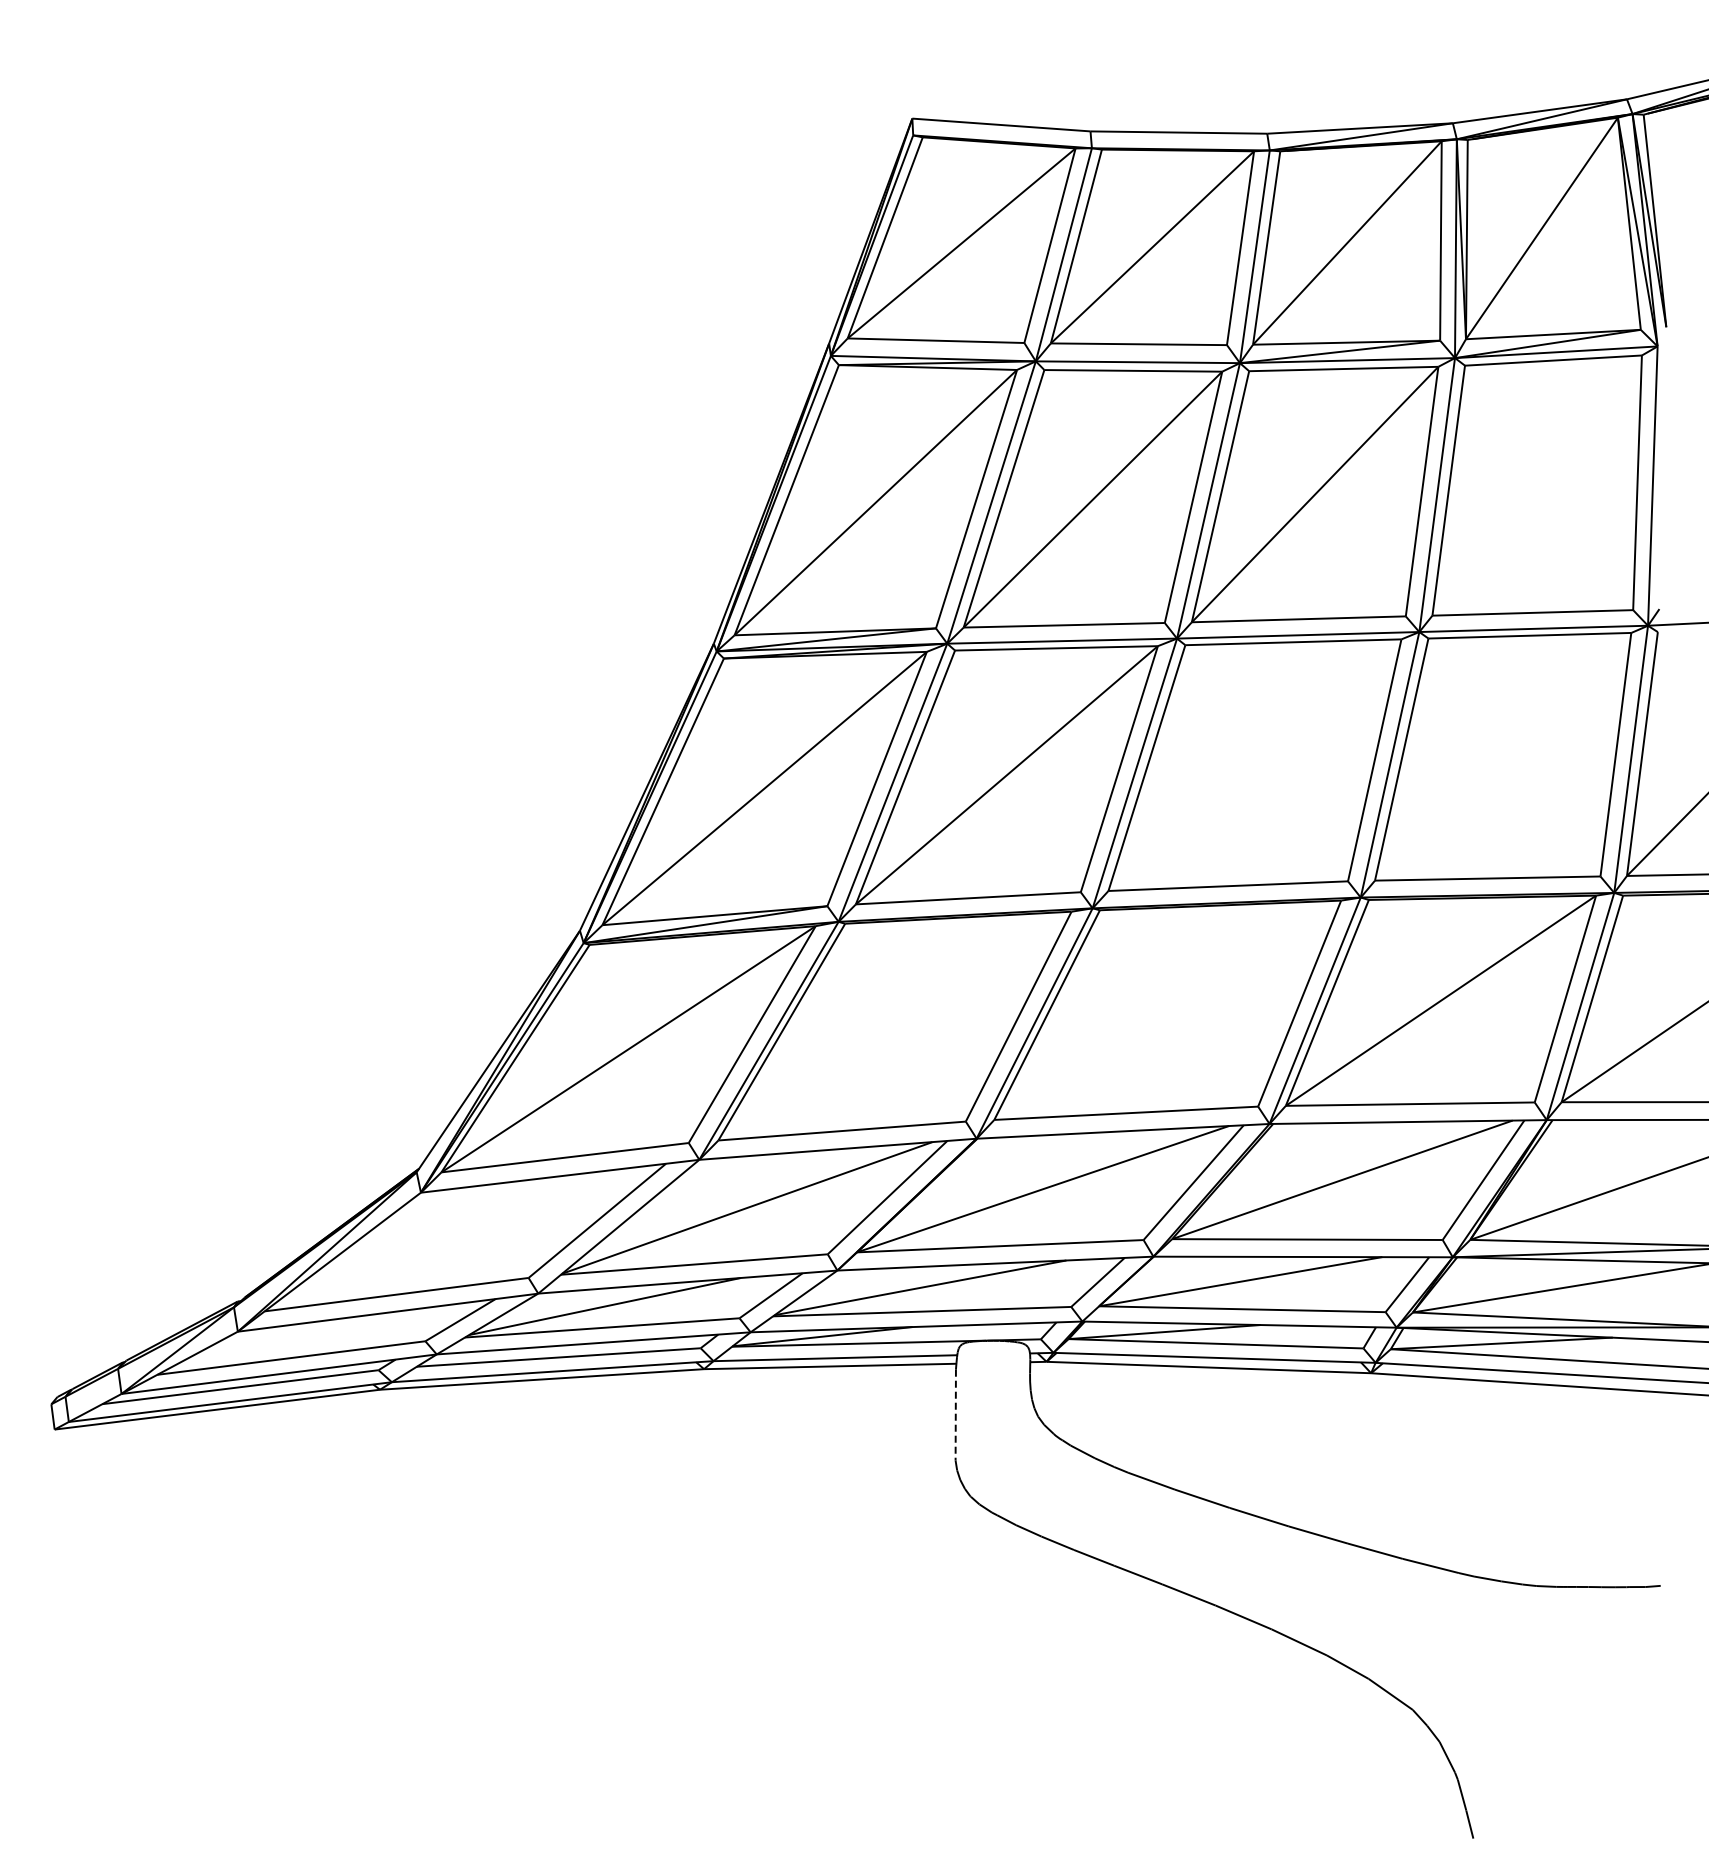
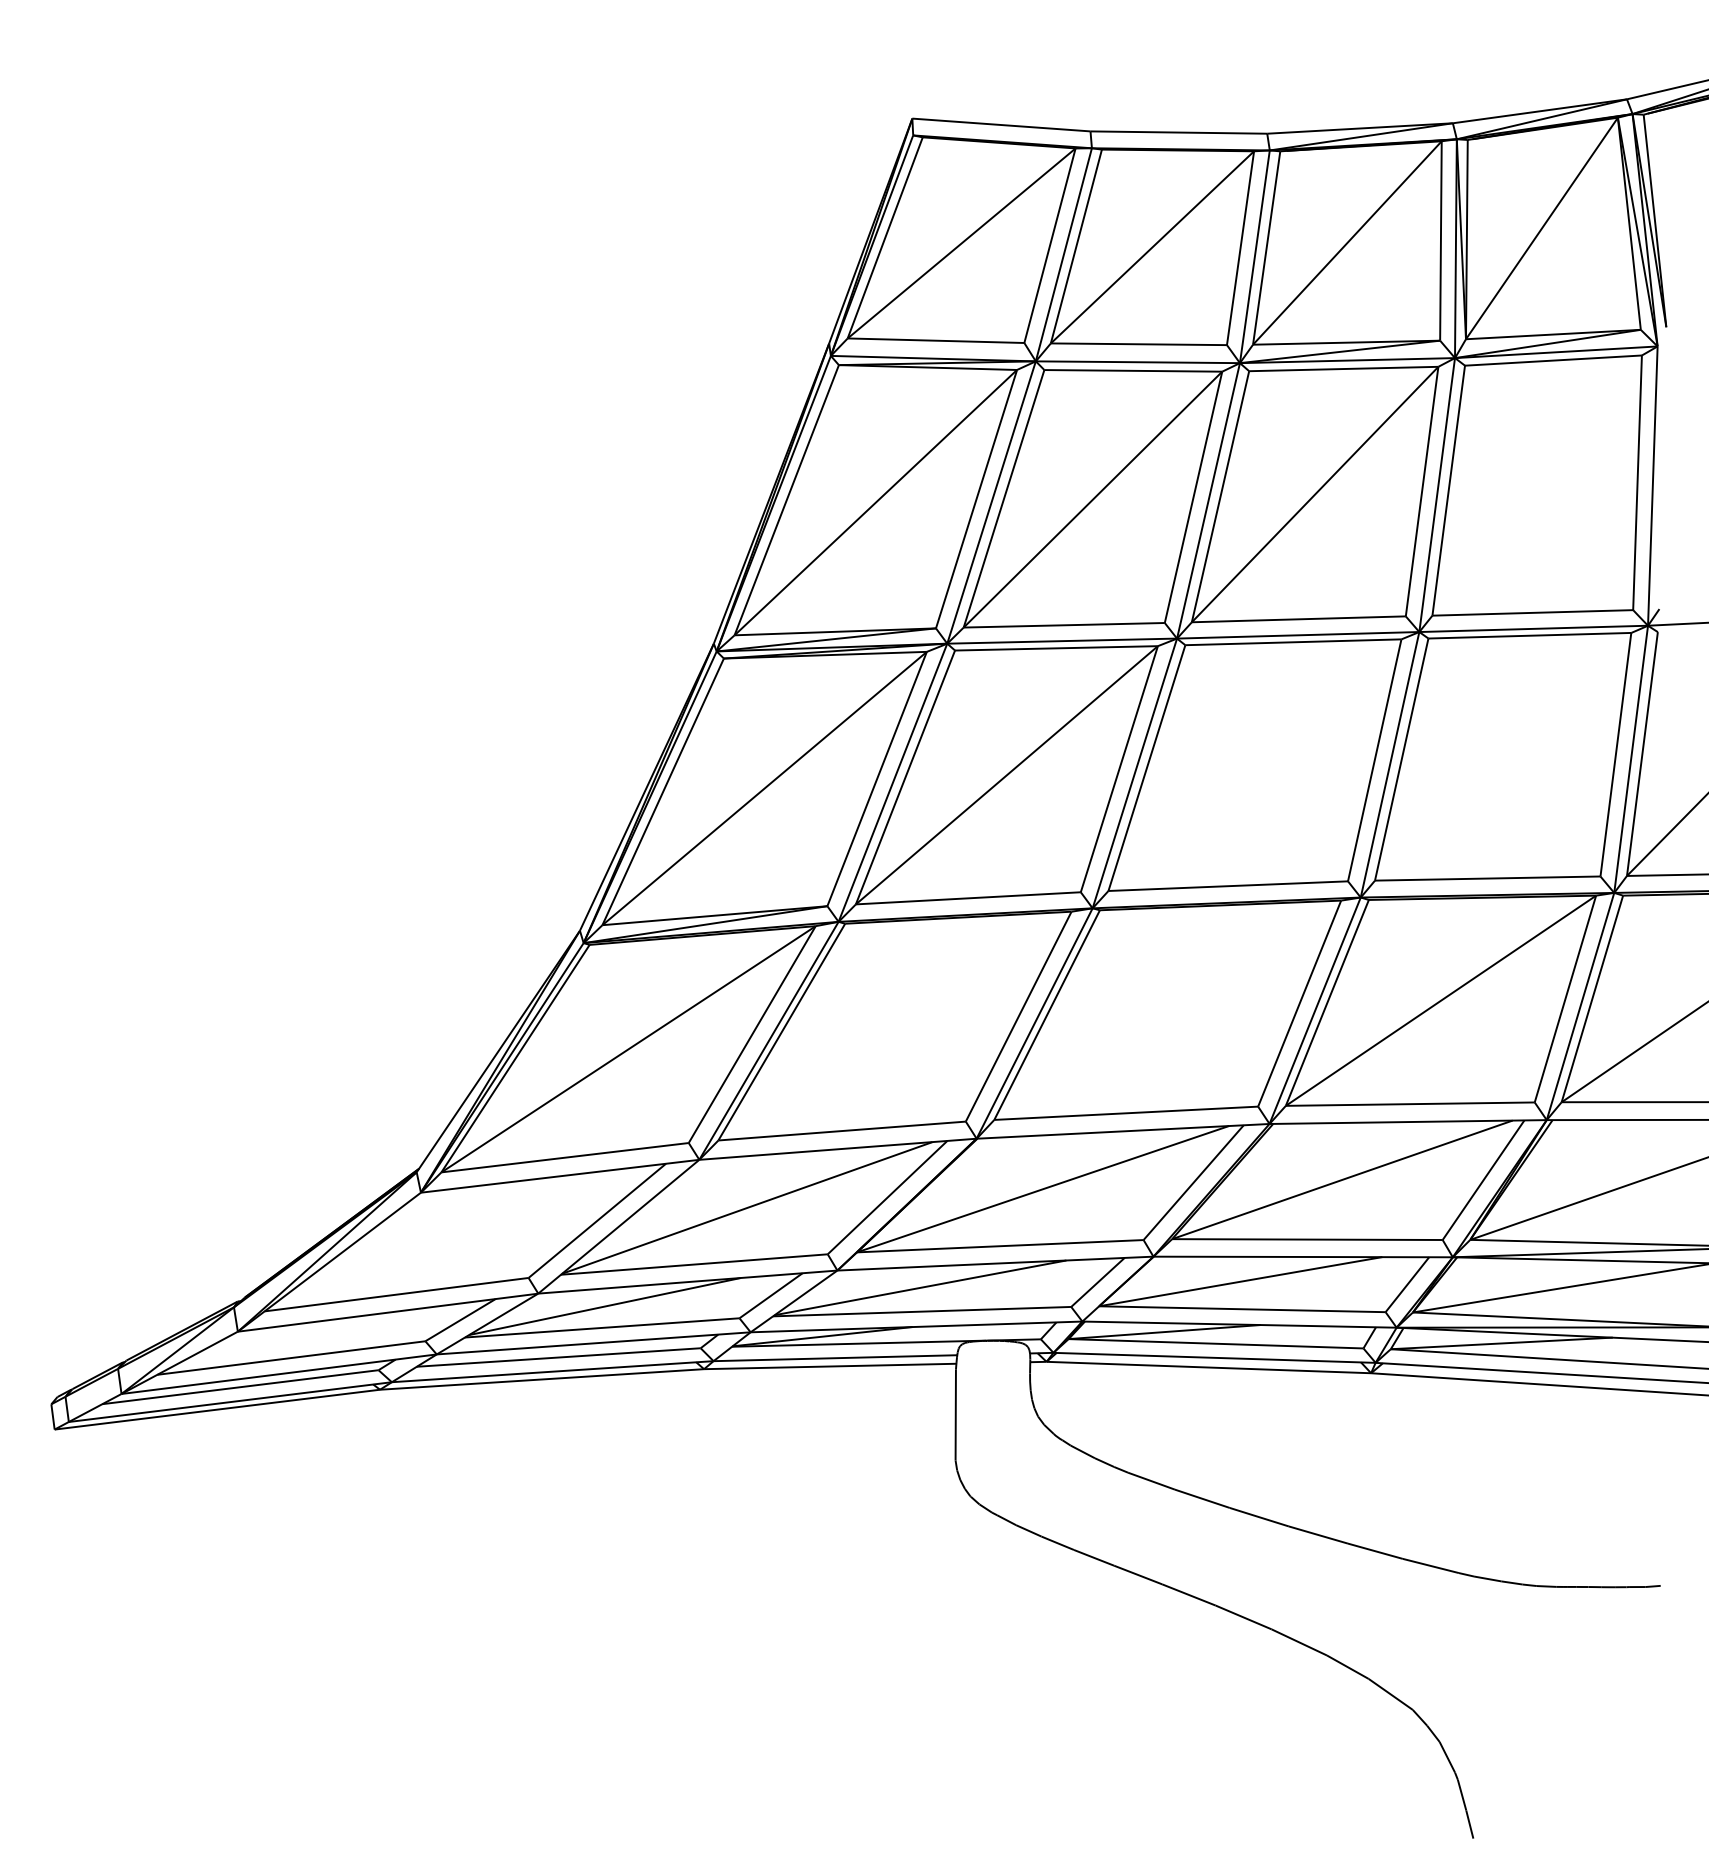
line: dashed -> solid (955, 1415)
